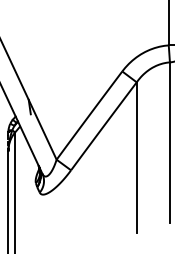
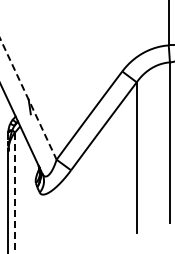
line: solid -> dashed (28, 99)
line: solid -> dashed (15, 193)
